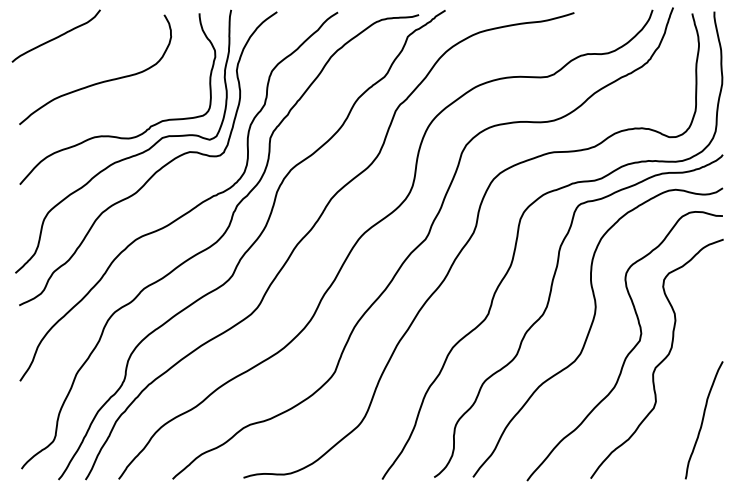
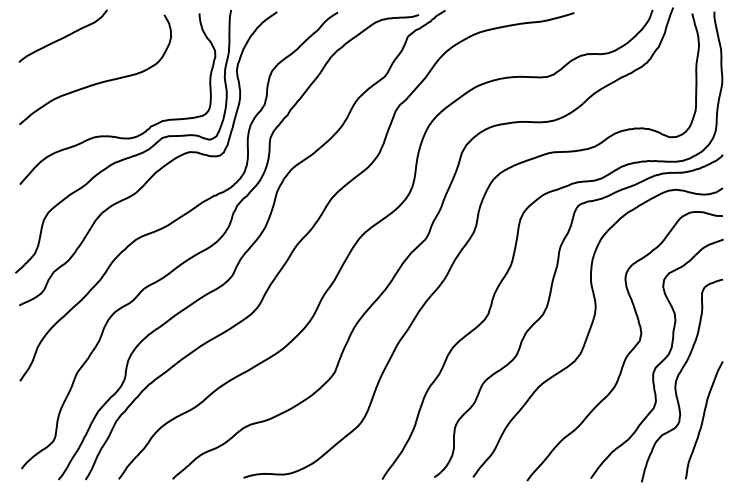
curve position: (56, 36) -> (63, 36) (63, 36)
curve: none -> present (677, 380)
